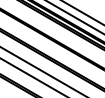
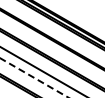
line: present -> none (82, 12)
line: present -> none (74, 17)
line: solid -> dashed (35, 78)
